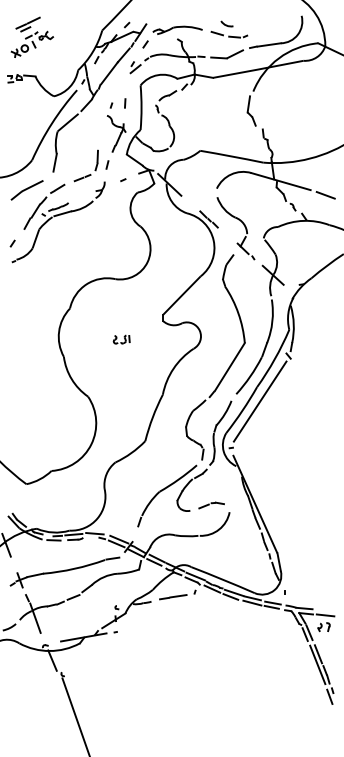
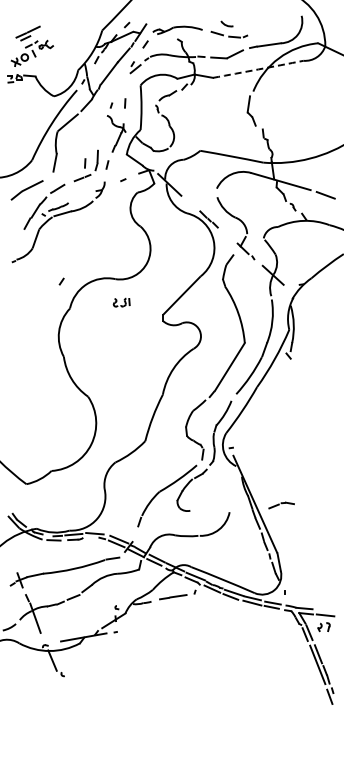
part position: (32, 36) -> (32, 45) (32, 45)
arc: solid -> dashed (258, 69)
line: none -> present (85, 163)
line position: (12, 243) -> (61, 281) (61, 281)
part position: (121, 339) -> (121, 302) (121, 302)
line: present -> none (259, 401)
part position: (211, 505) -> (281, 505) (281, 505)
line: present -> none (6, 544)
line: present -> none (75, 715)
